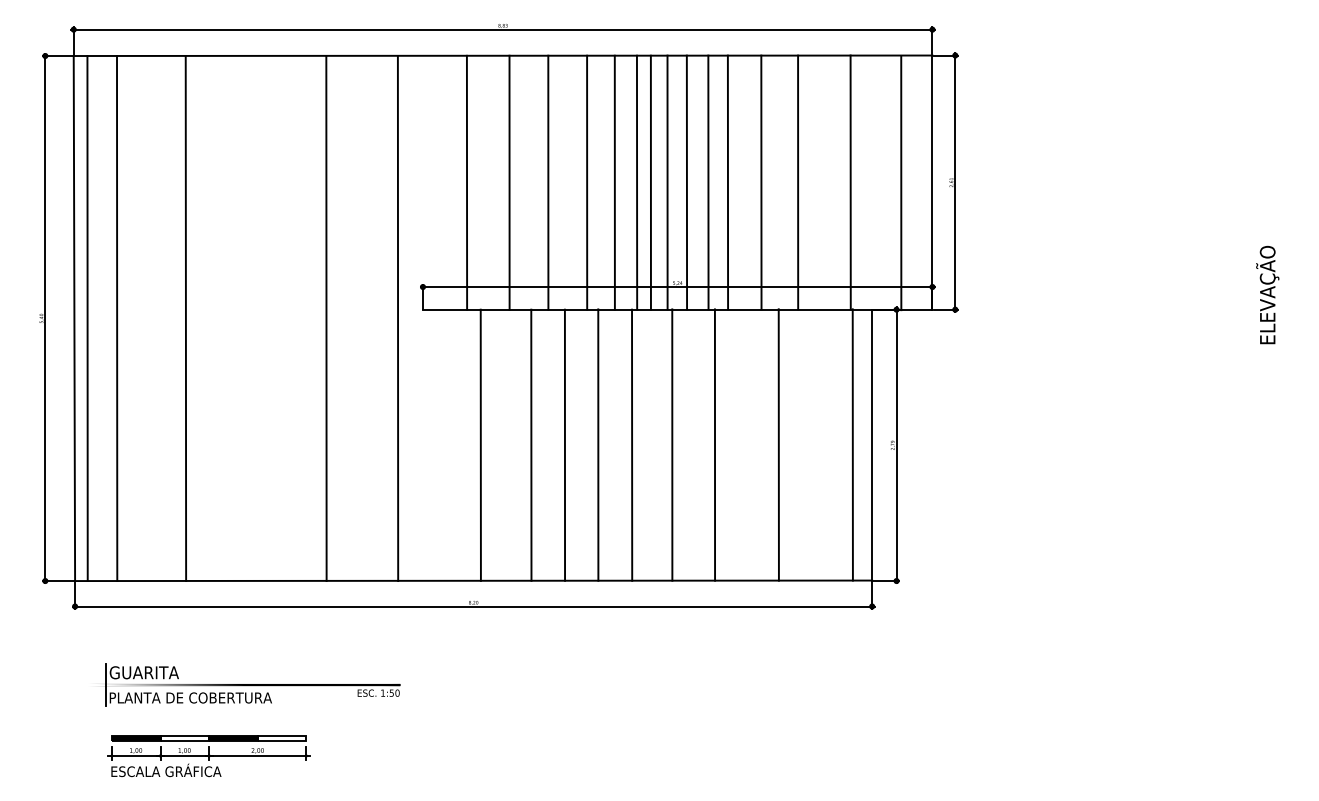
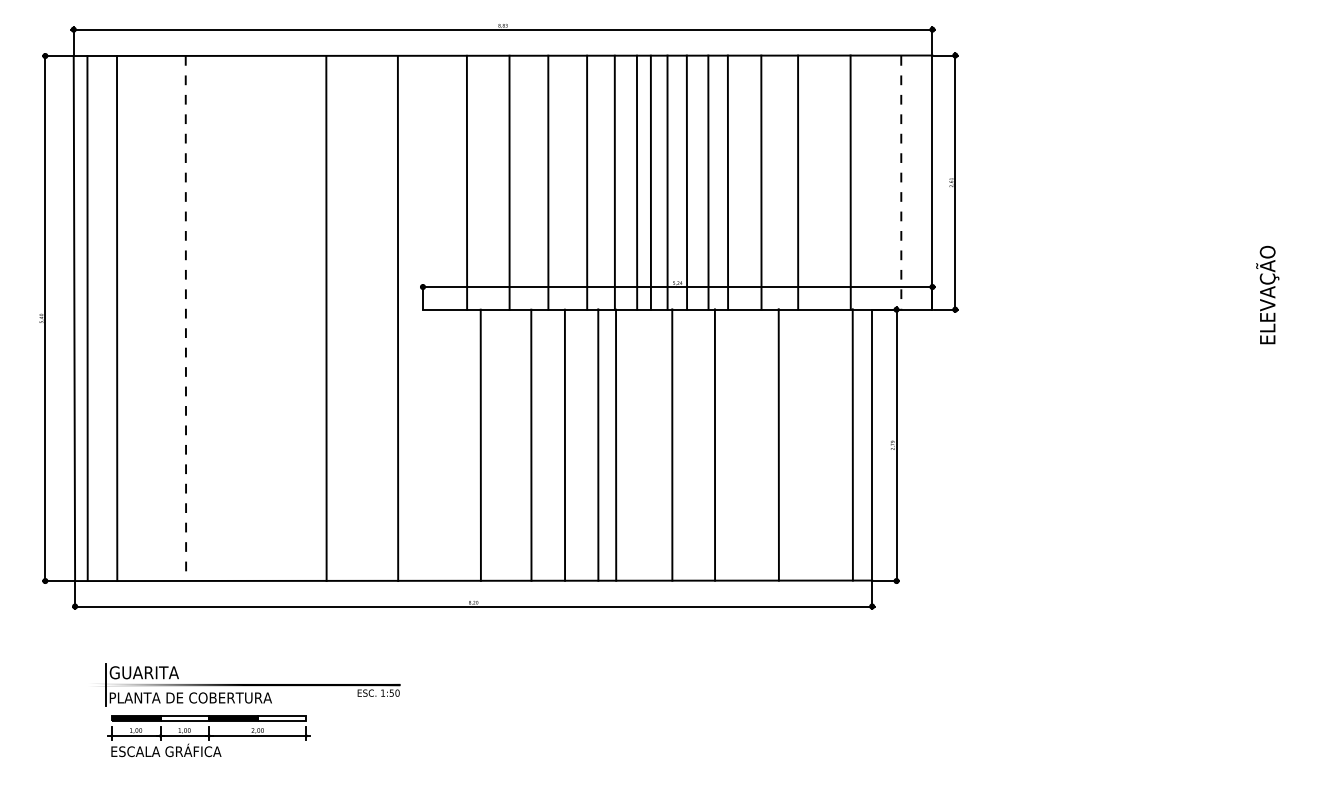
line: solid -> dashed (901, 183)
line: solid -> dashed (185, 318)
line position: (632, 444) -> (616, 444) (616, 444)
part position: (208, 756) -> (208, 736) (208, 736)
